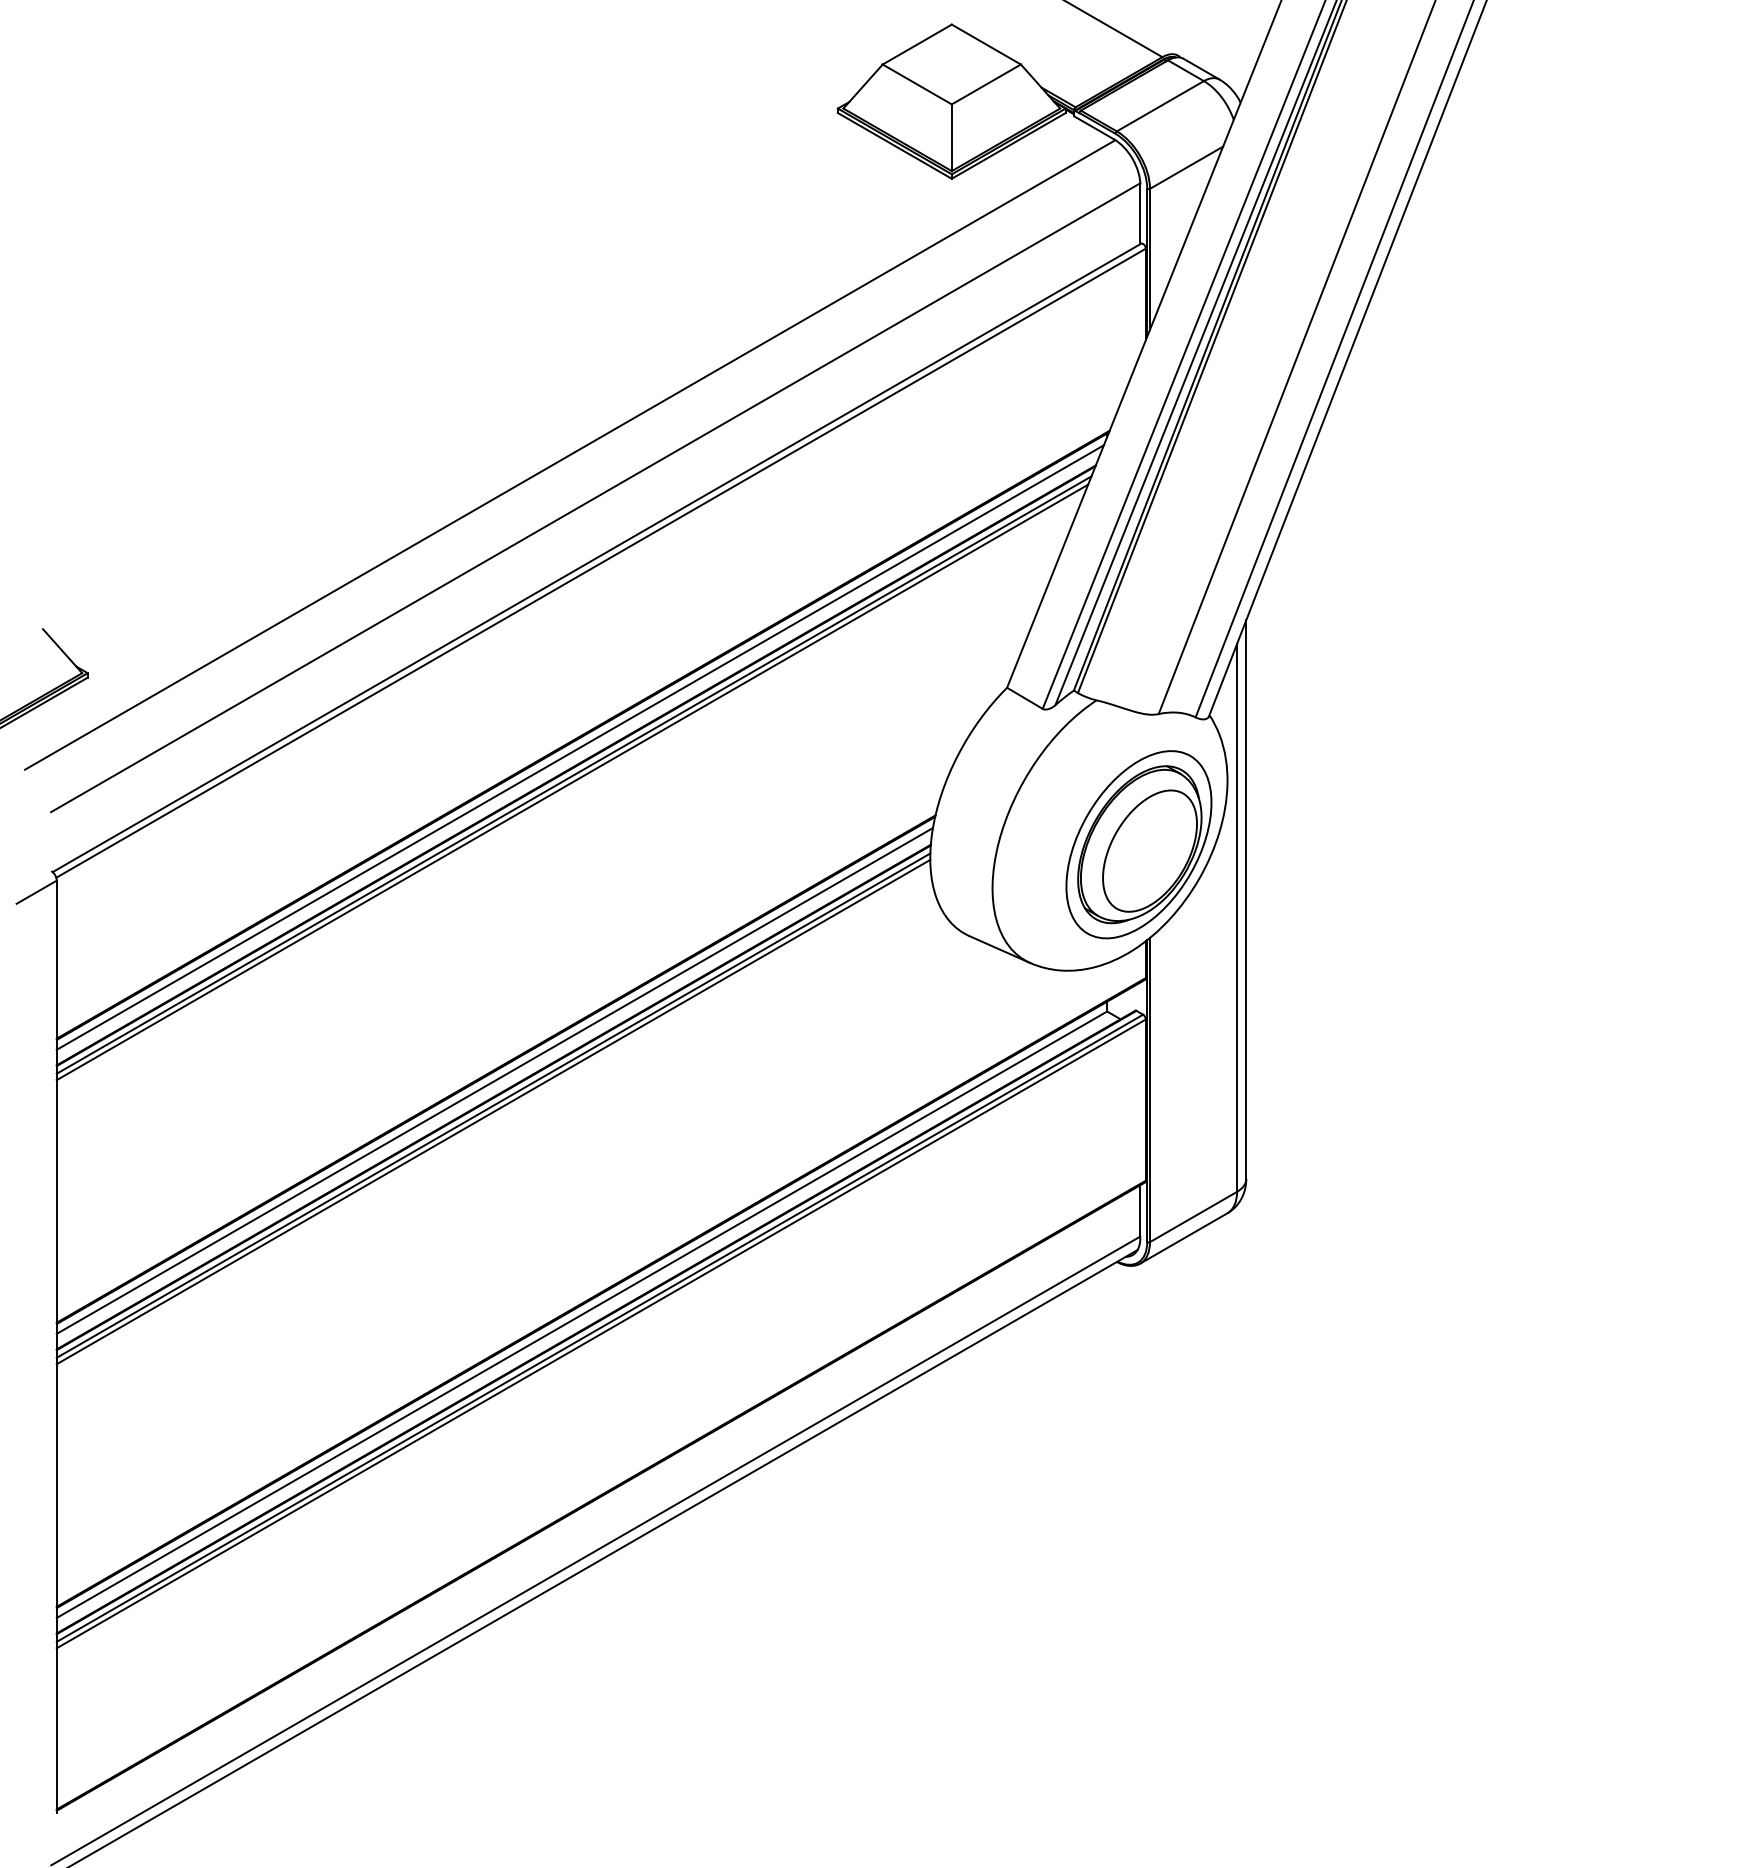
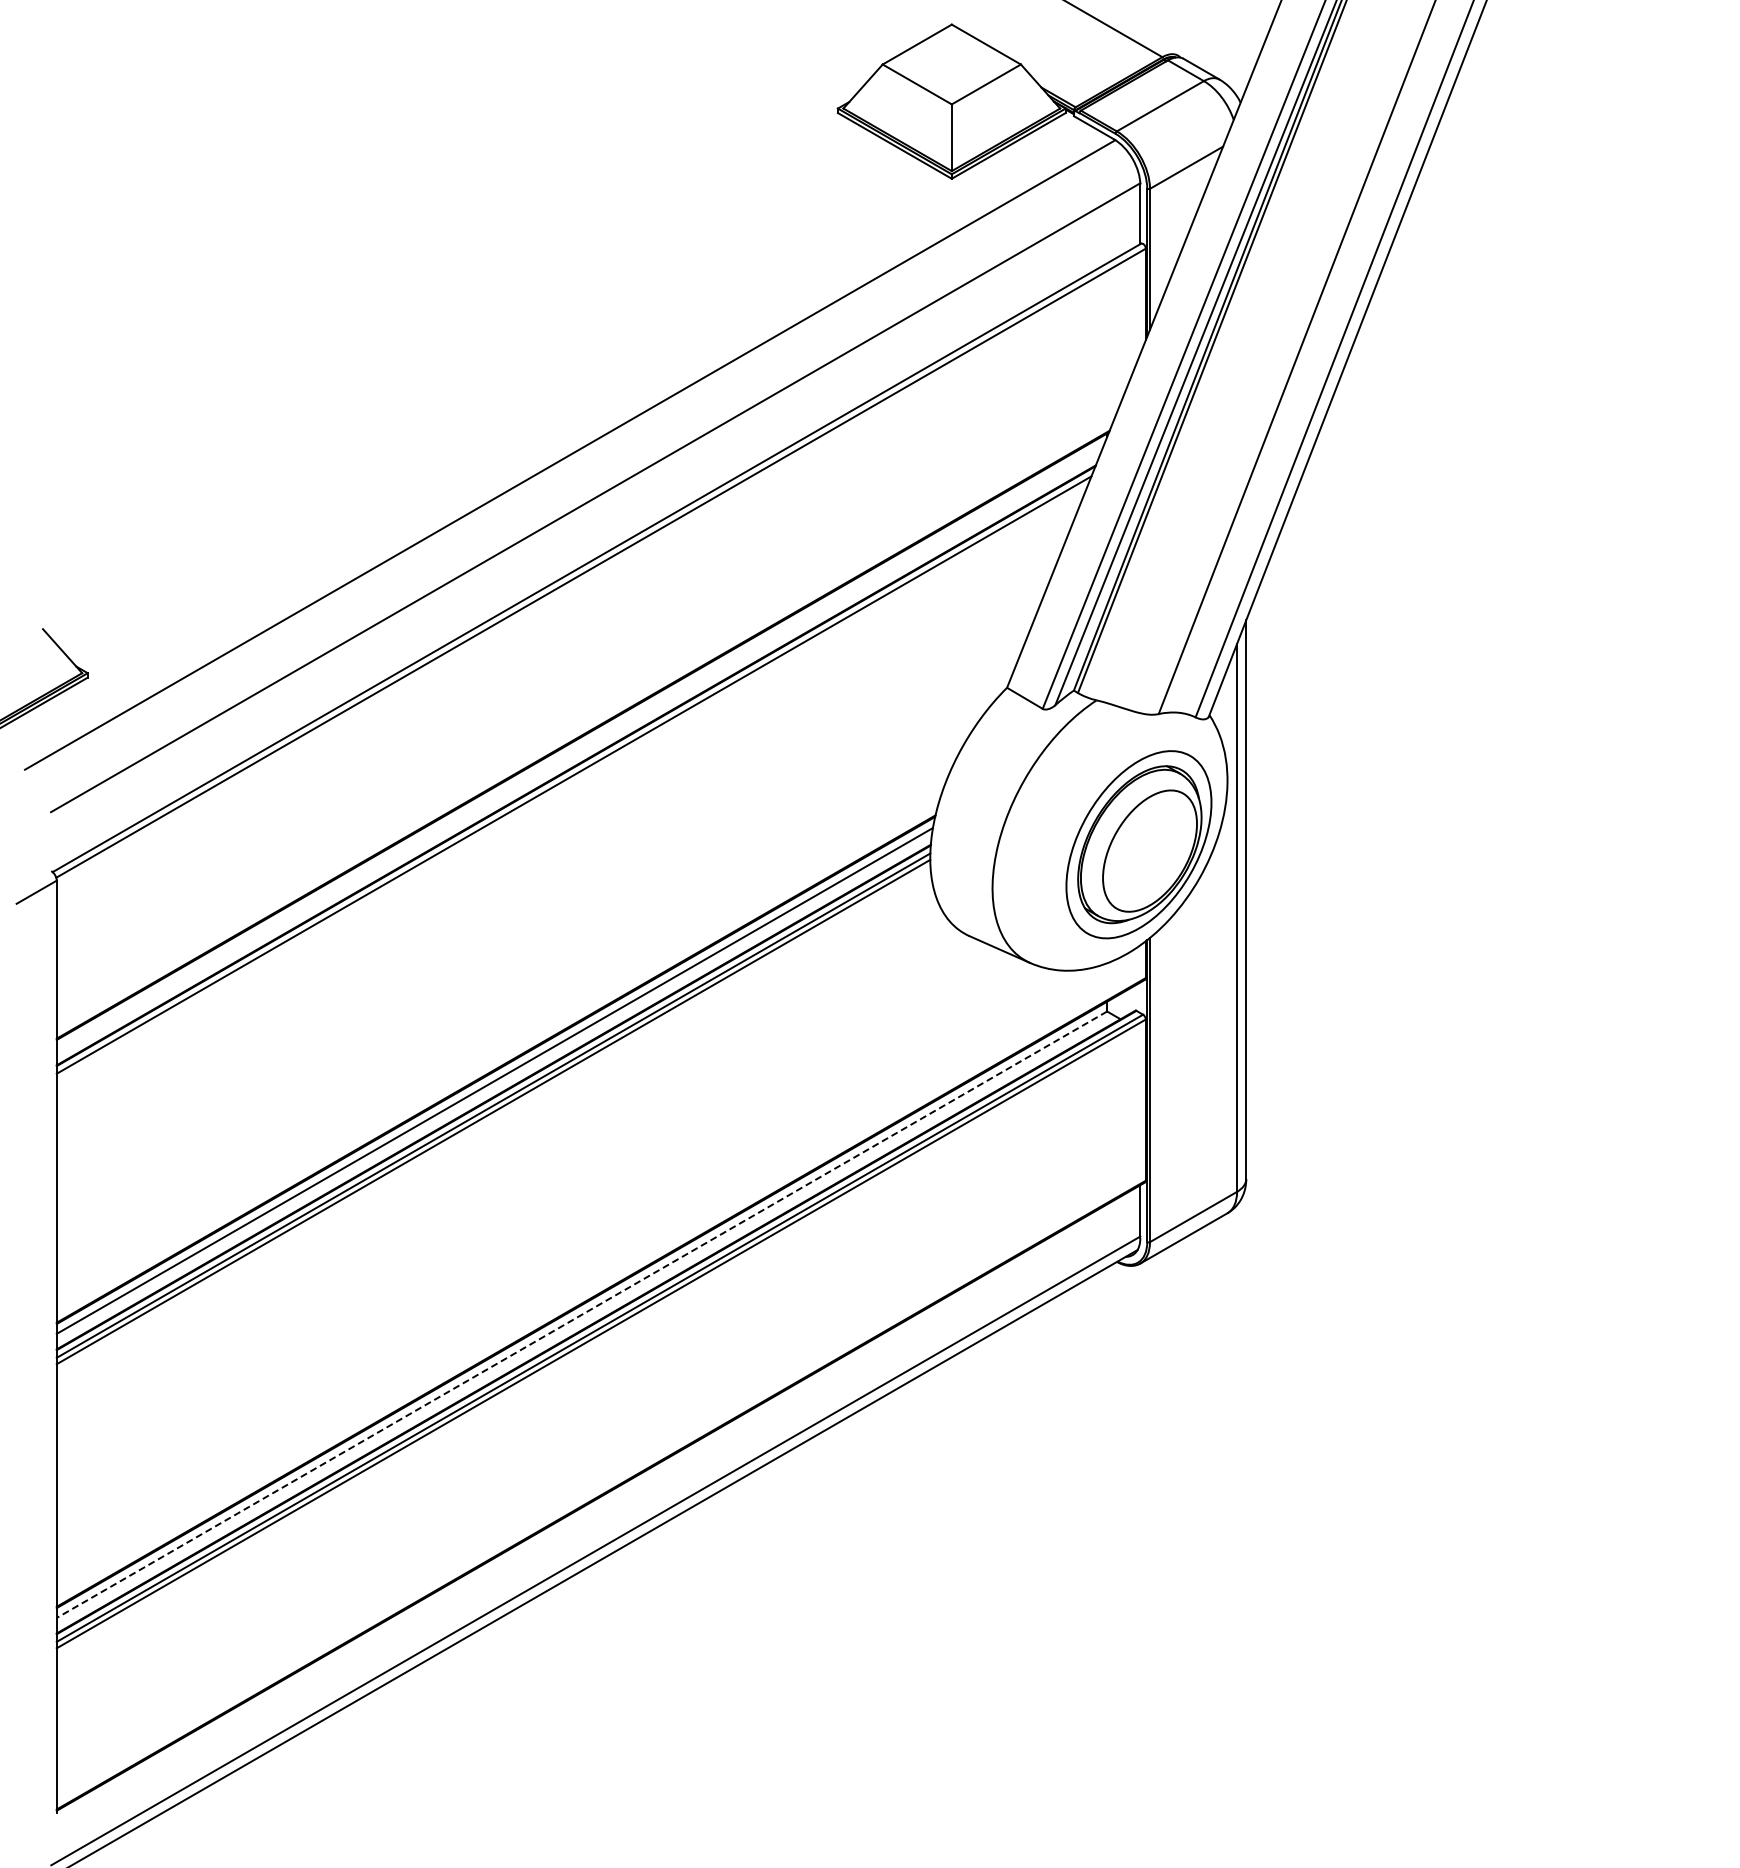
line: present -> none (579, 747)
line: present -> none (572, 782)
line: solid -> dashed (581, 1314)
